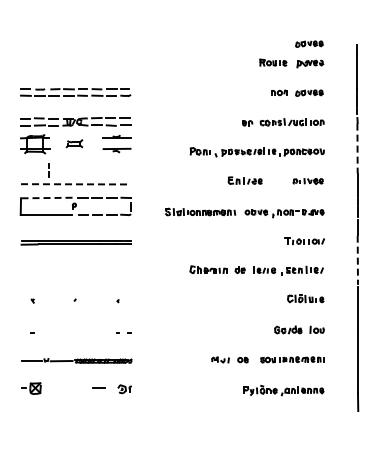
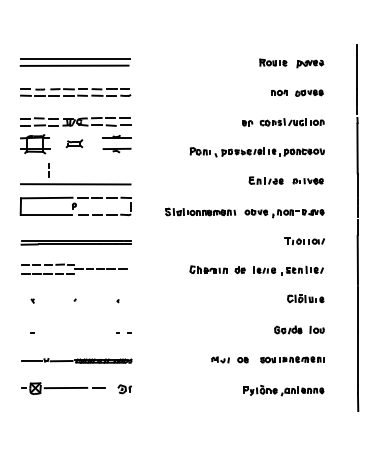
part: present -> none (309, 43)
line: none -> present (74, 58)
line: none -> present (74, 65)
line: dashed -> solid (357, 148)
part position: (244, 180) -> (265, 180) (265, 180)
line: dashed -> solid (75, 184)
line: dashed -> solid (46, 198)
line: dashed -> solid (357, 260)
part: none -> present (74, 268)
line: none -> present (65, 387)
